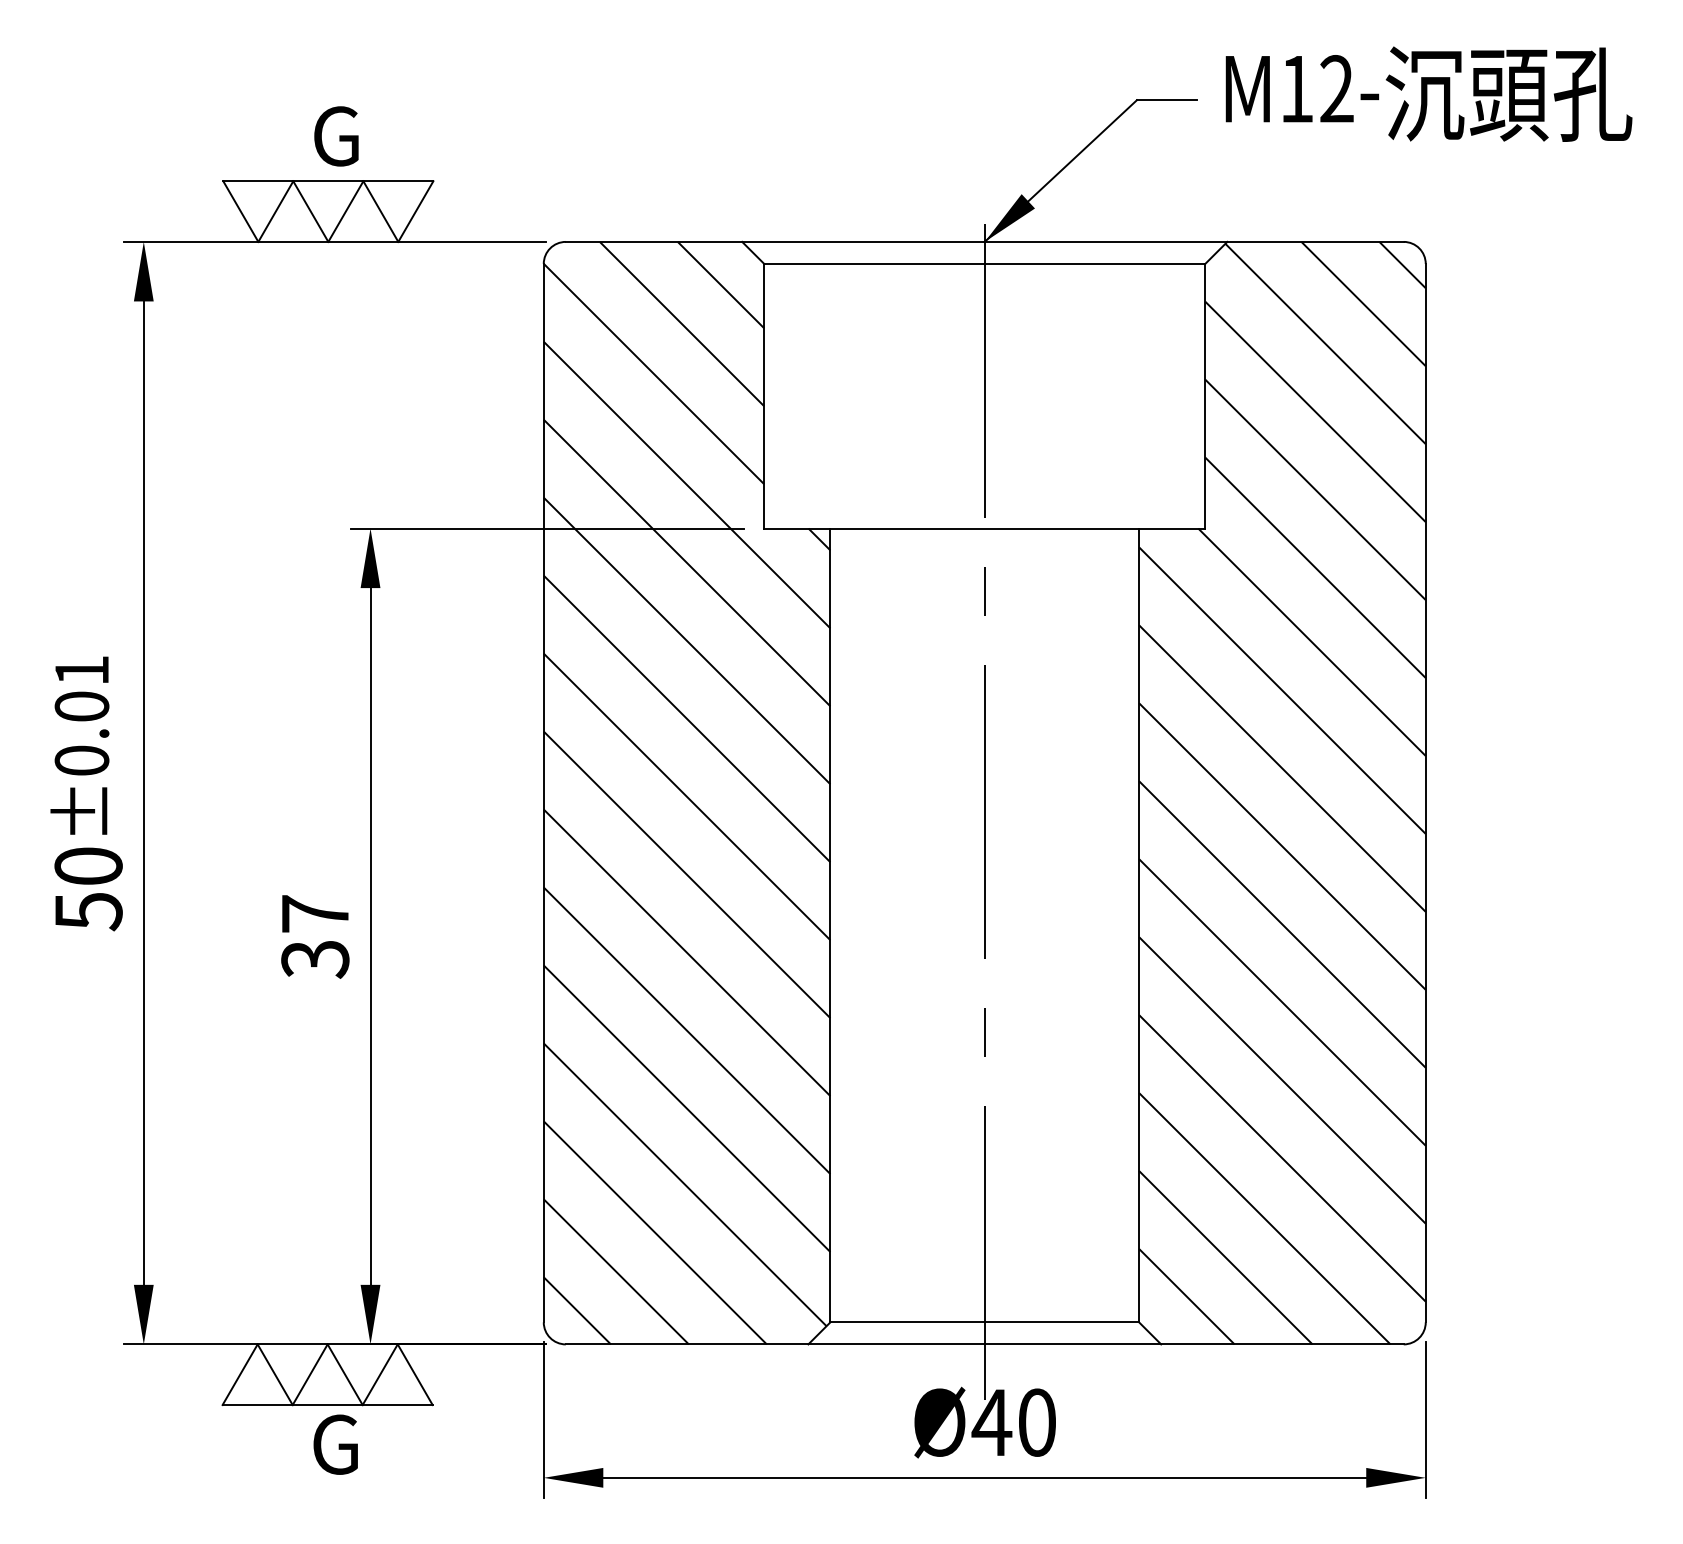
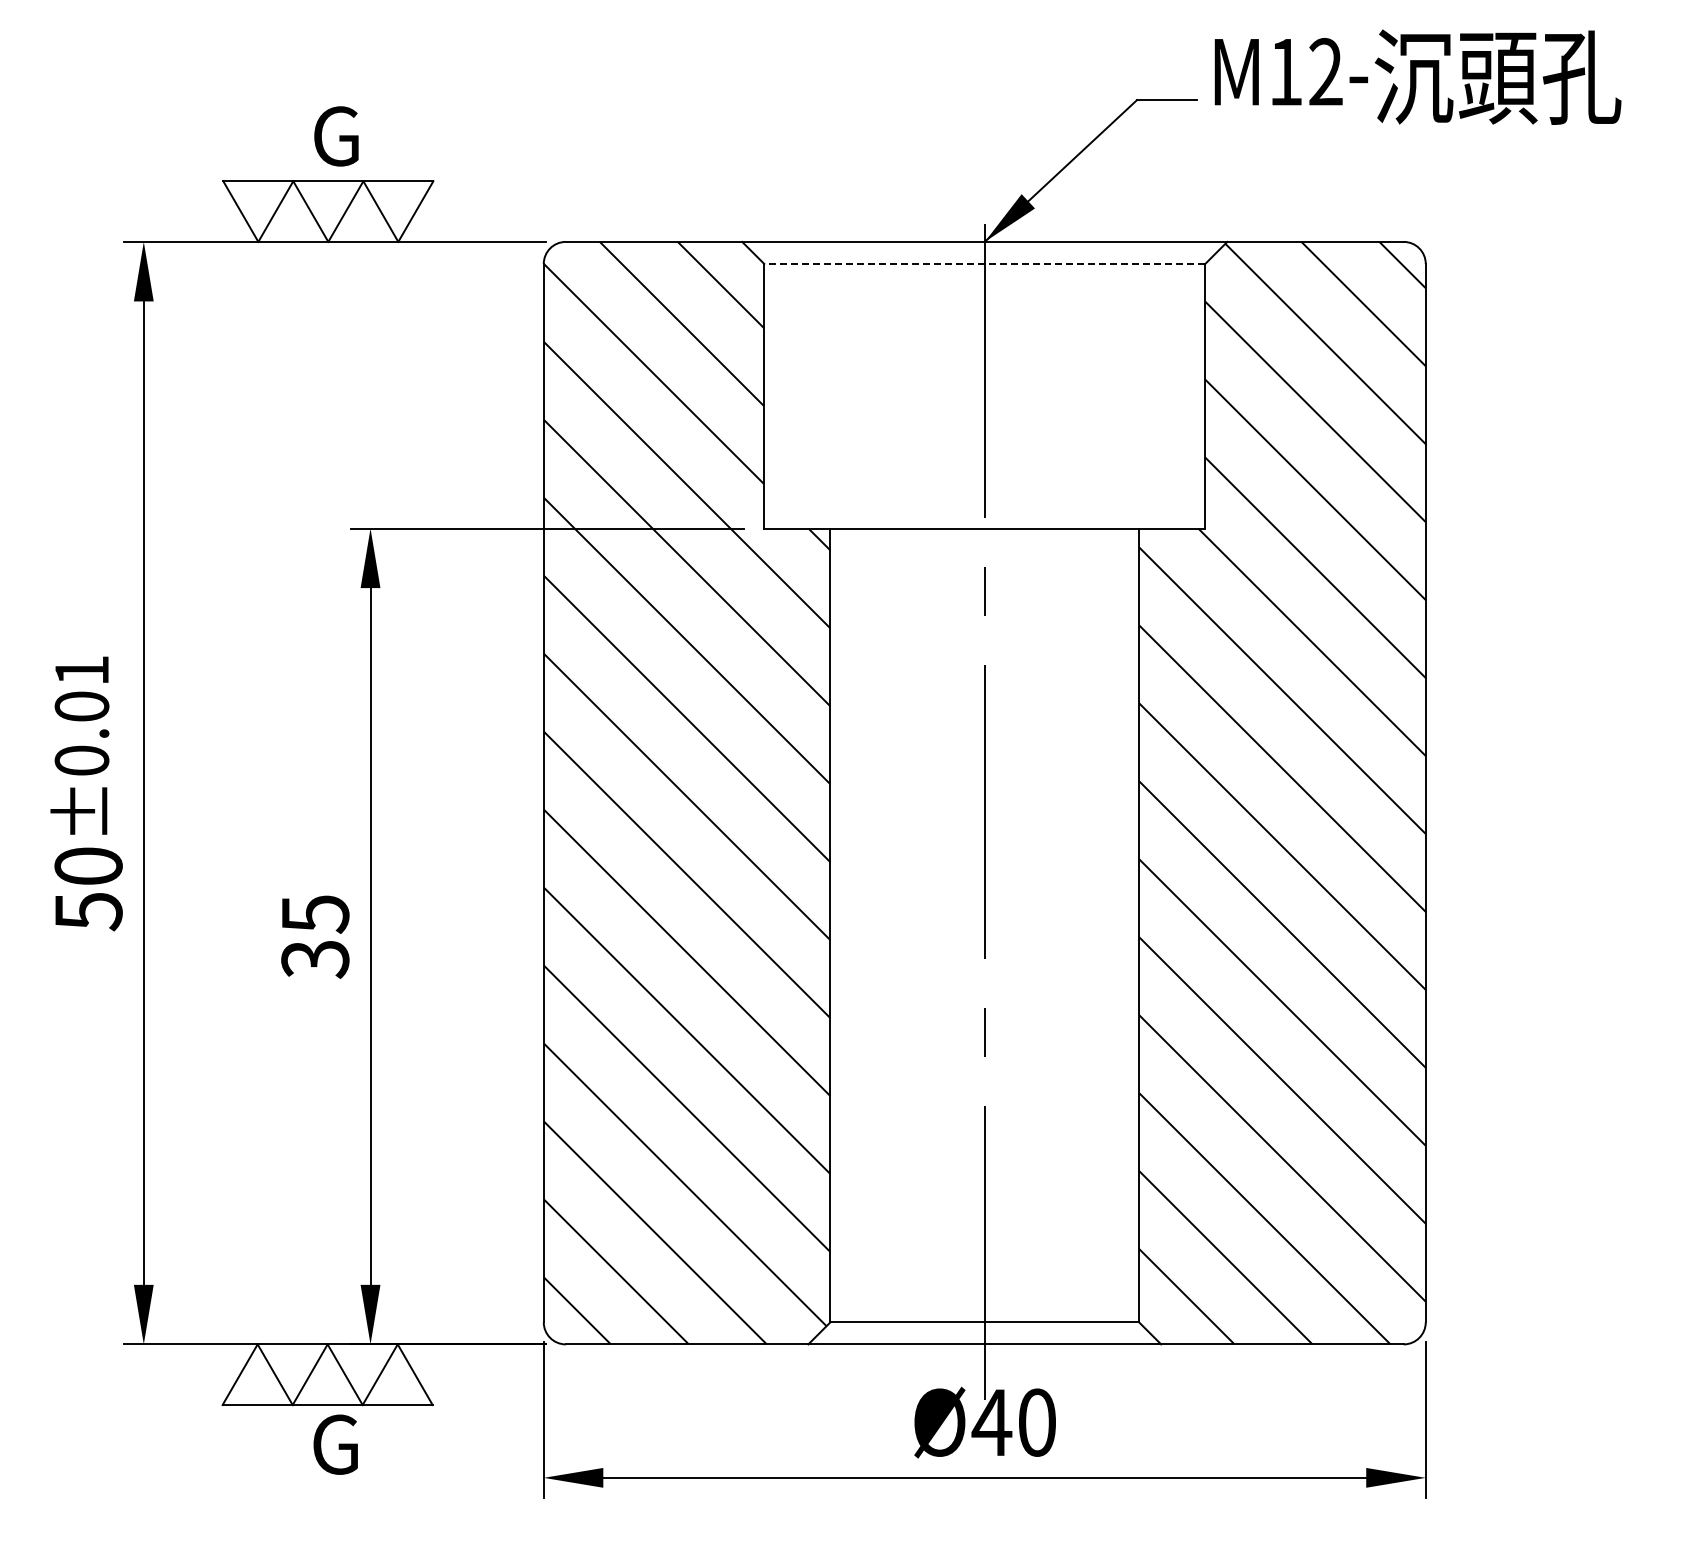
text position: (1428, 93) -> (1417, 76) (1417, 76)
line: solid -> dashed (984, 263)
text: 37 -> 35 (315, 914)
